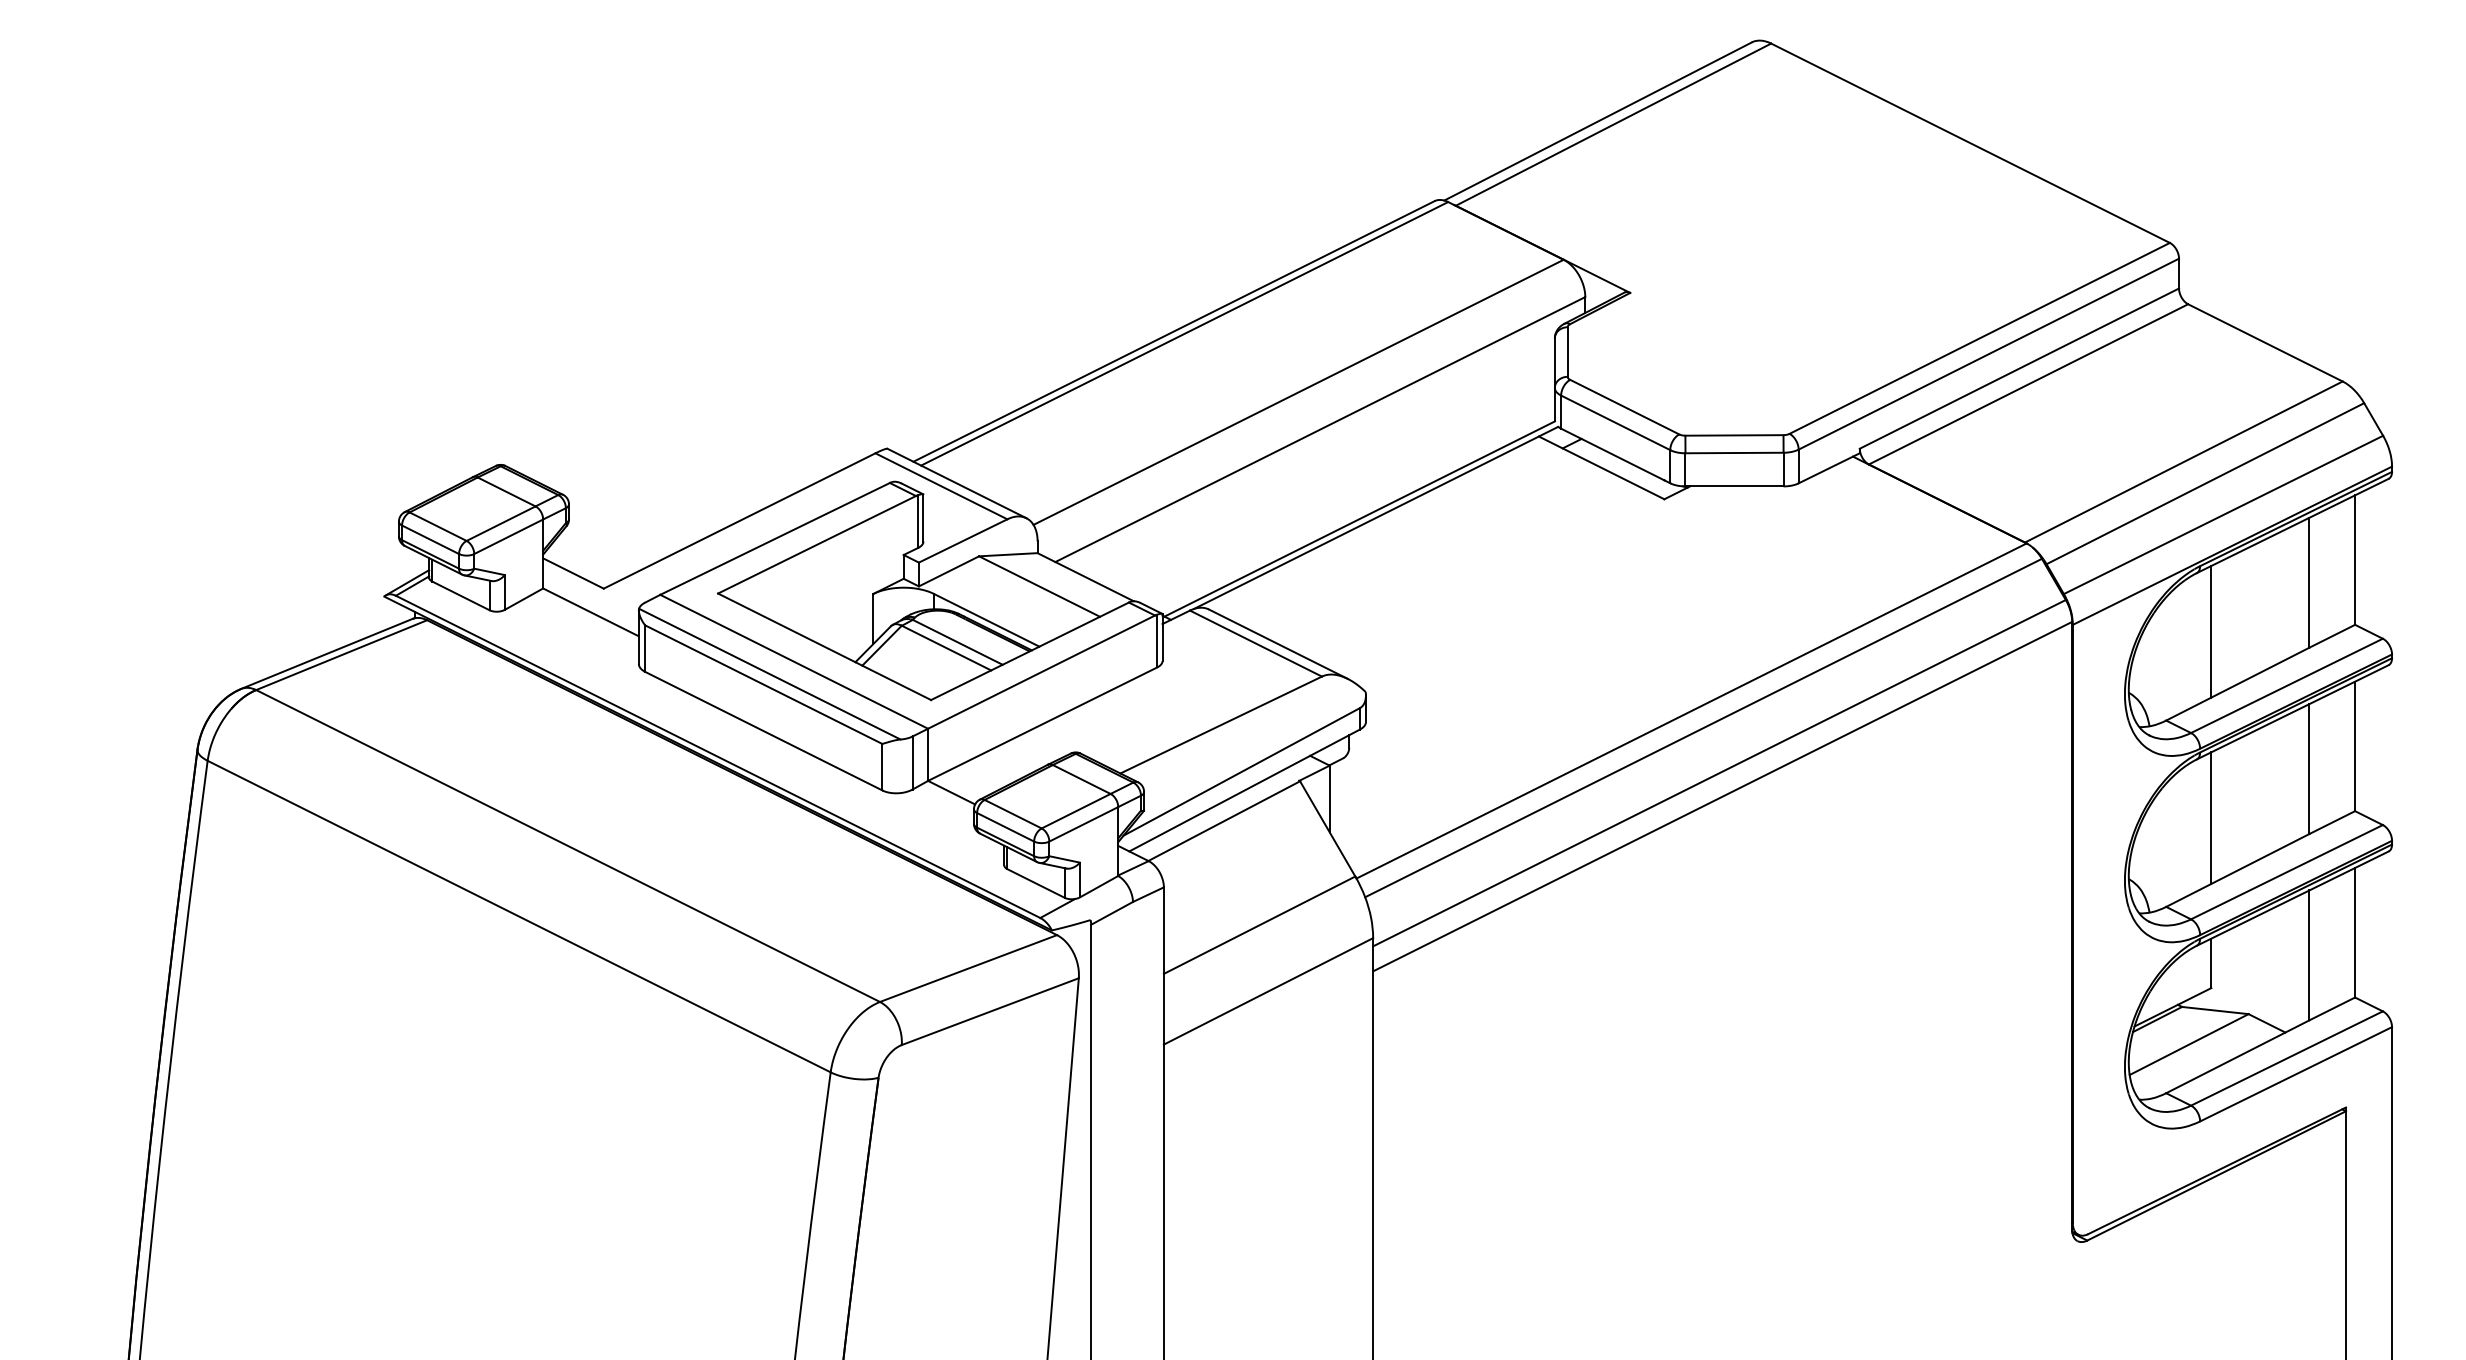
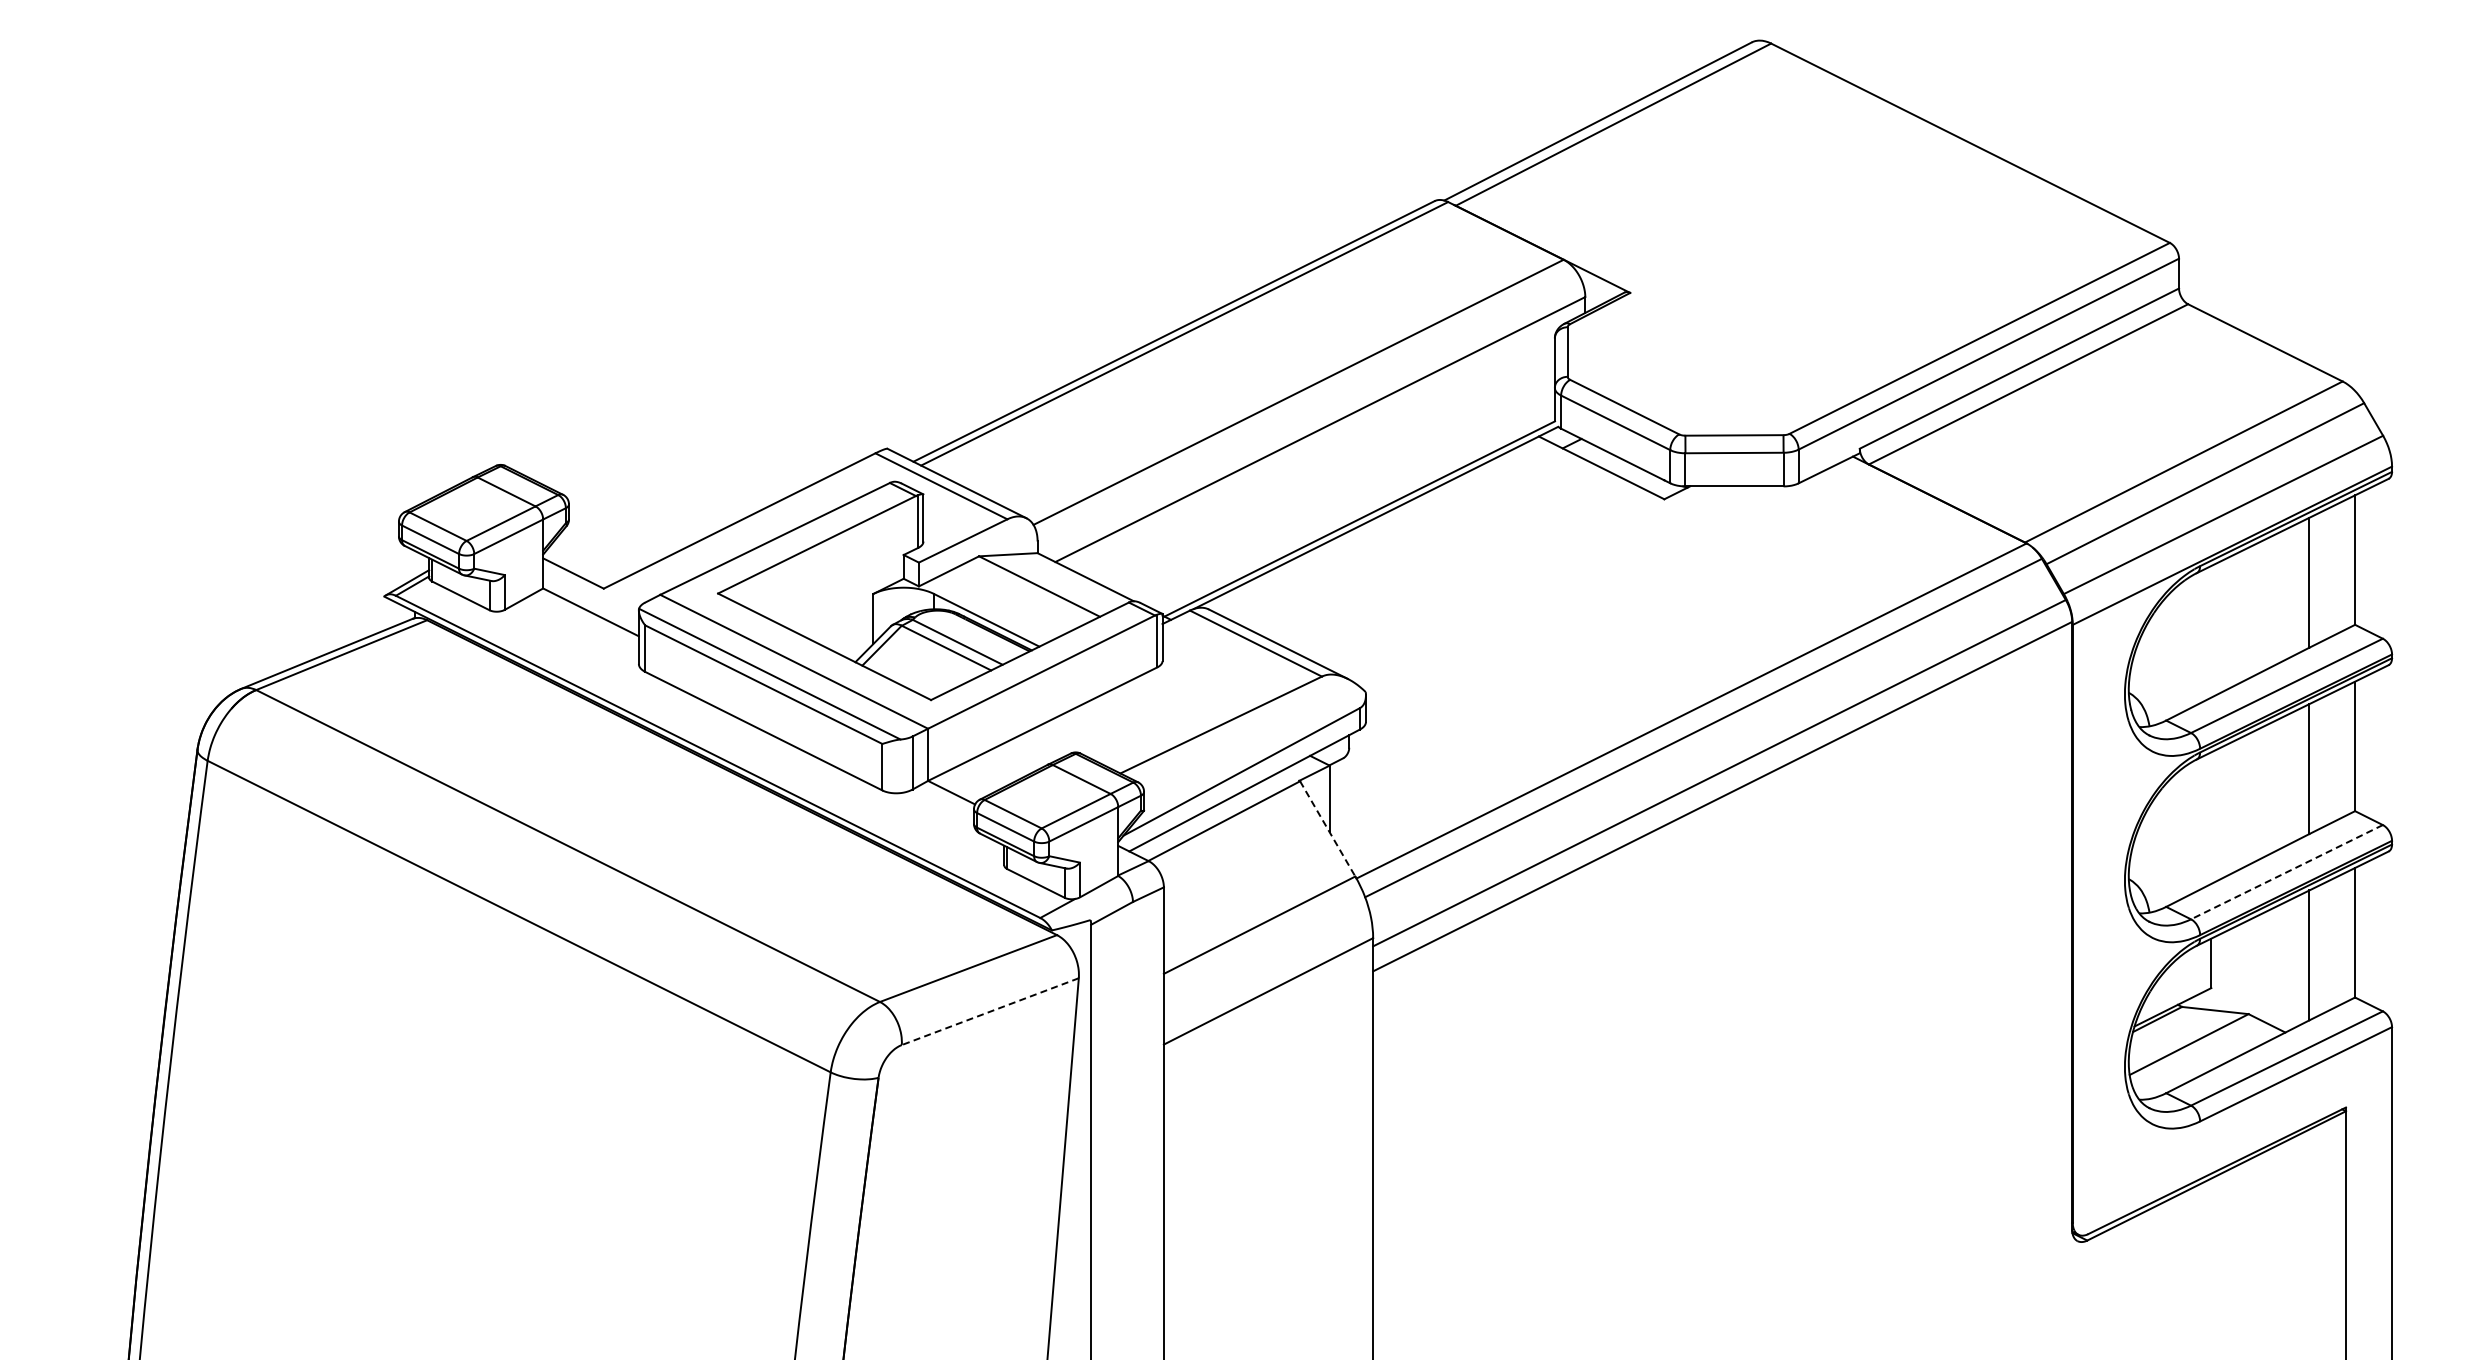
line: present -> none (2211, 631)
line: present -> none (2211, 817)
line: solid -> dashed (1327, 829)
line: solid -> dashed (2286, 872)
line: solid -> dashed (990, 1011)
